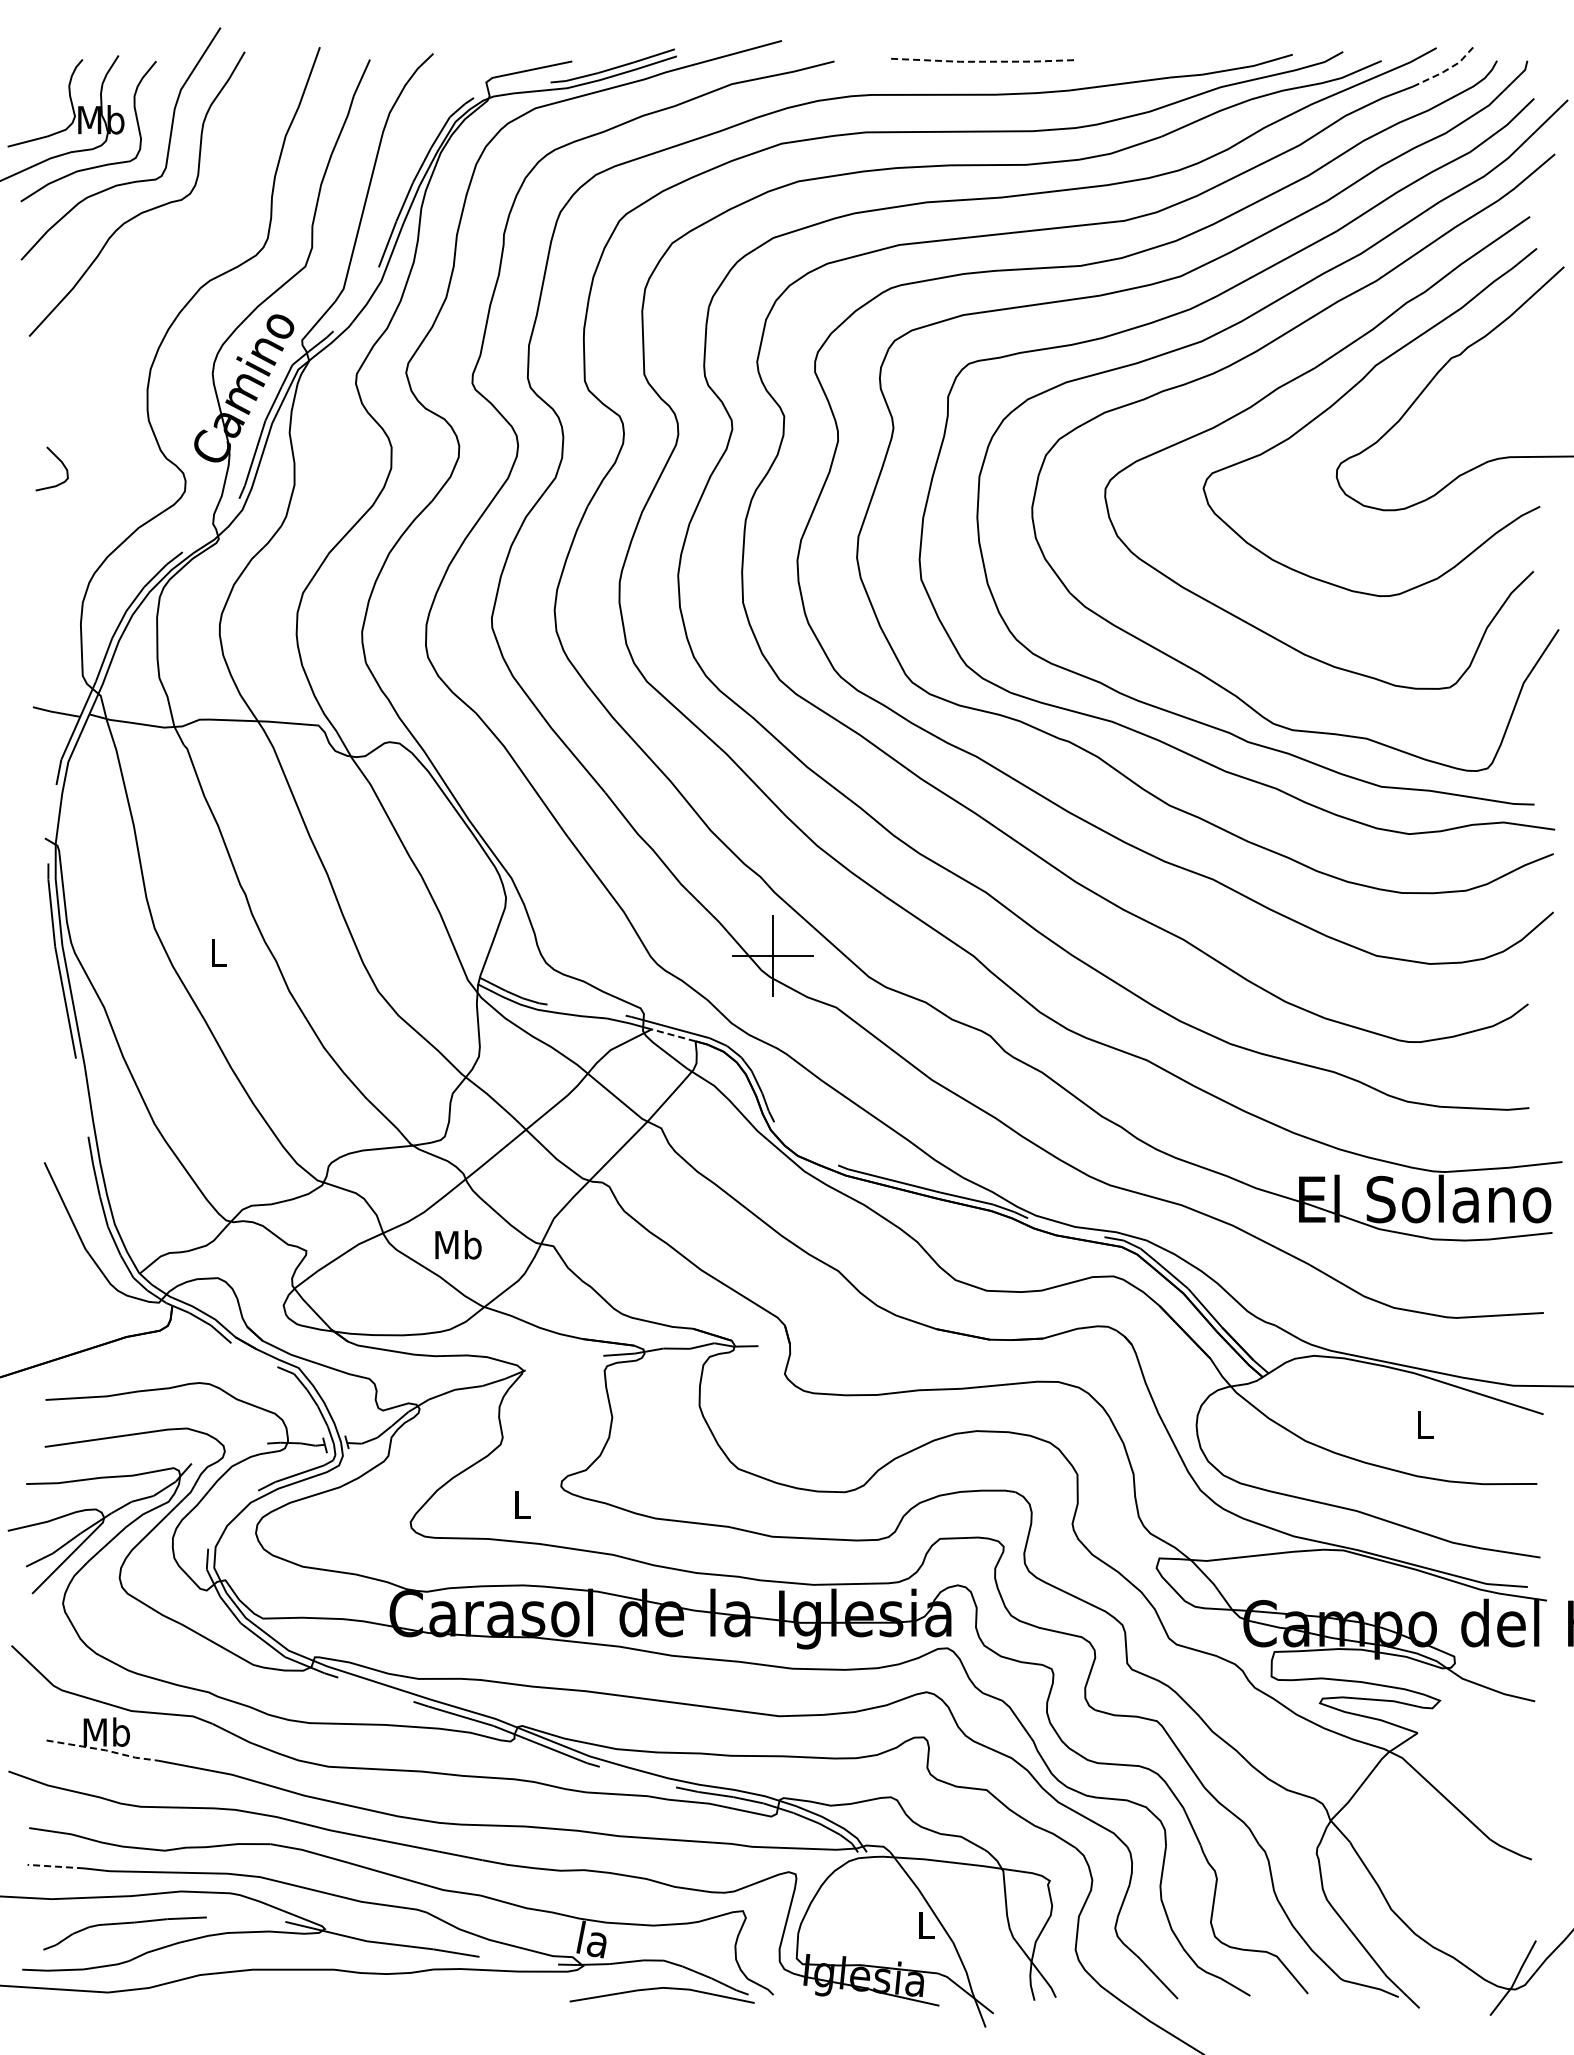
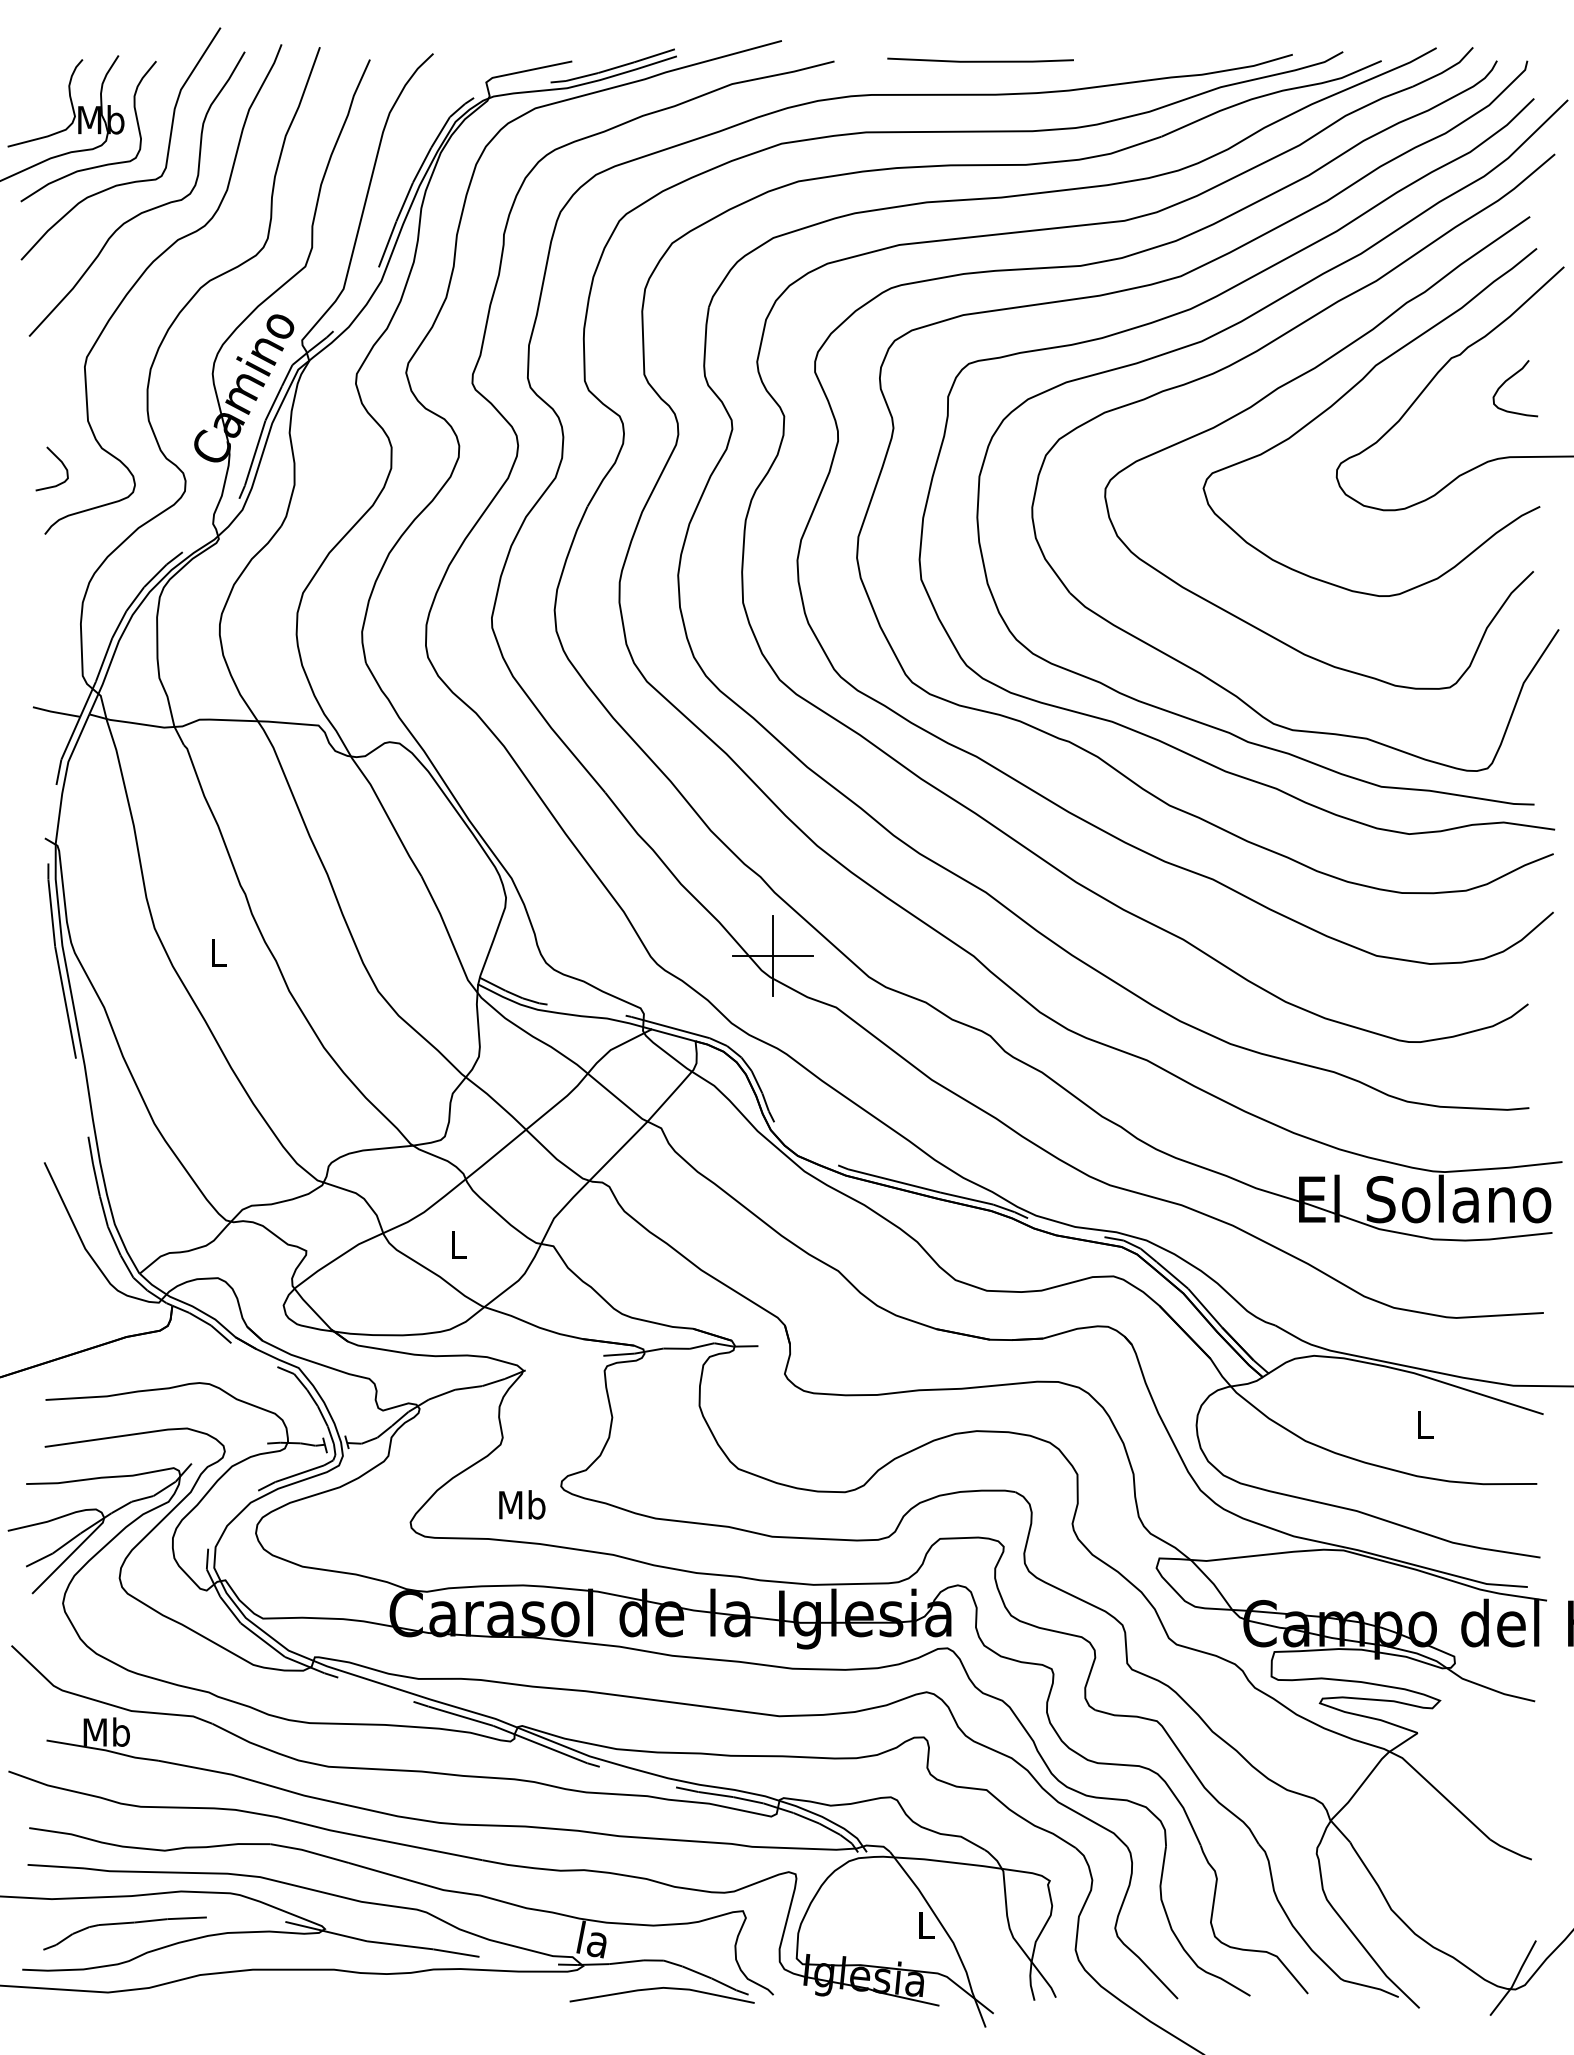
line: dashed -> solid (980, 61)
line: dashed -> solid (1445, 70)
part: none -> present (142, 276)
curve: none -> present (1508, 380)
line: dashed -> solid (673, 1035)
text: Mb -> L (458, 1244)
text: L -> Mb (522, 1504)
line: dashed -> solid (104, 1750)
line: dashed -> solid (55, 1866)
